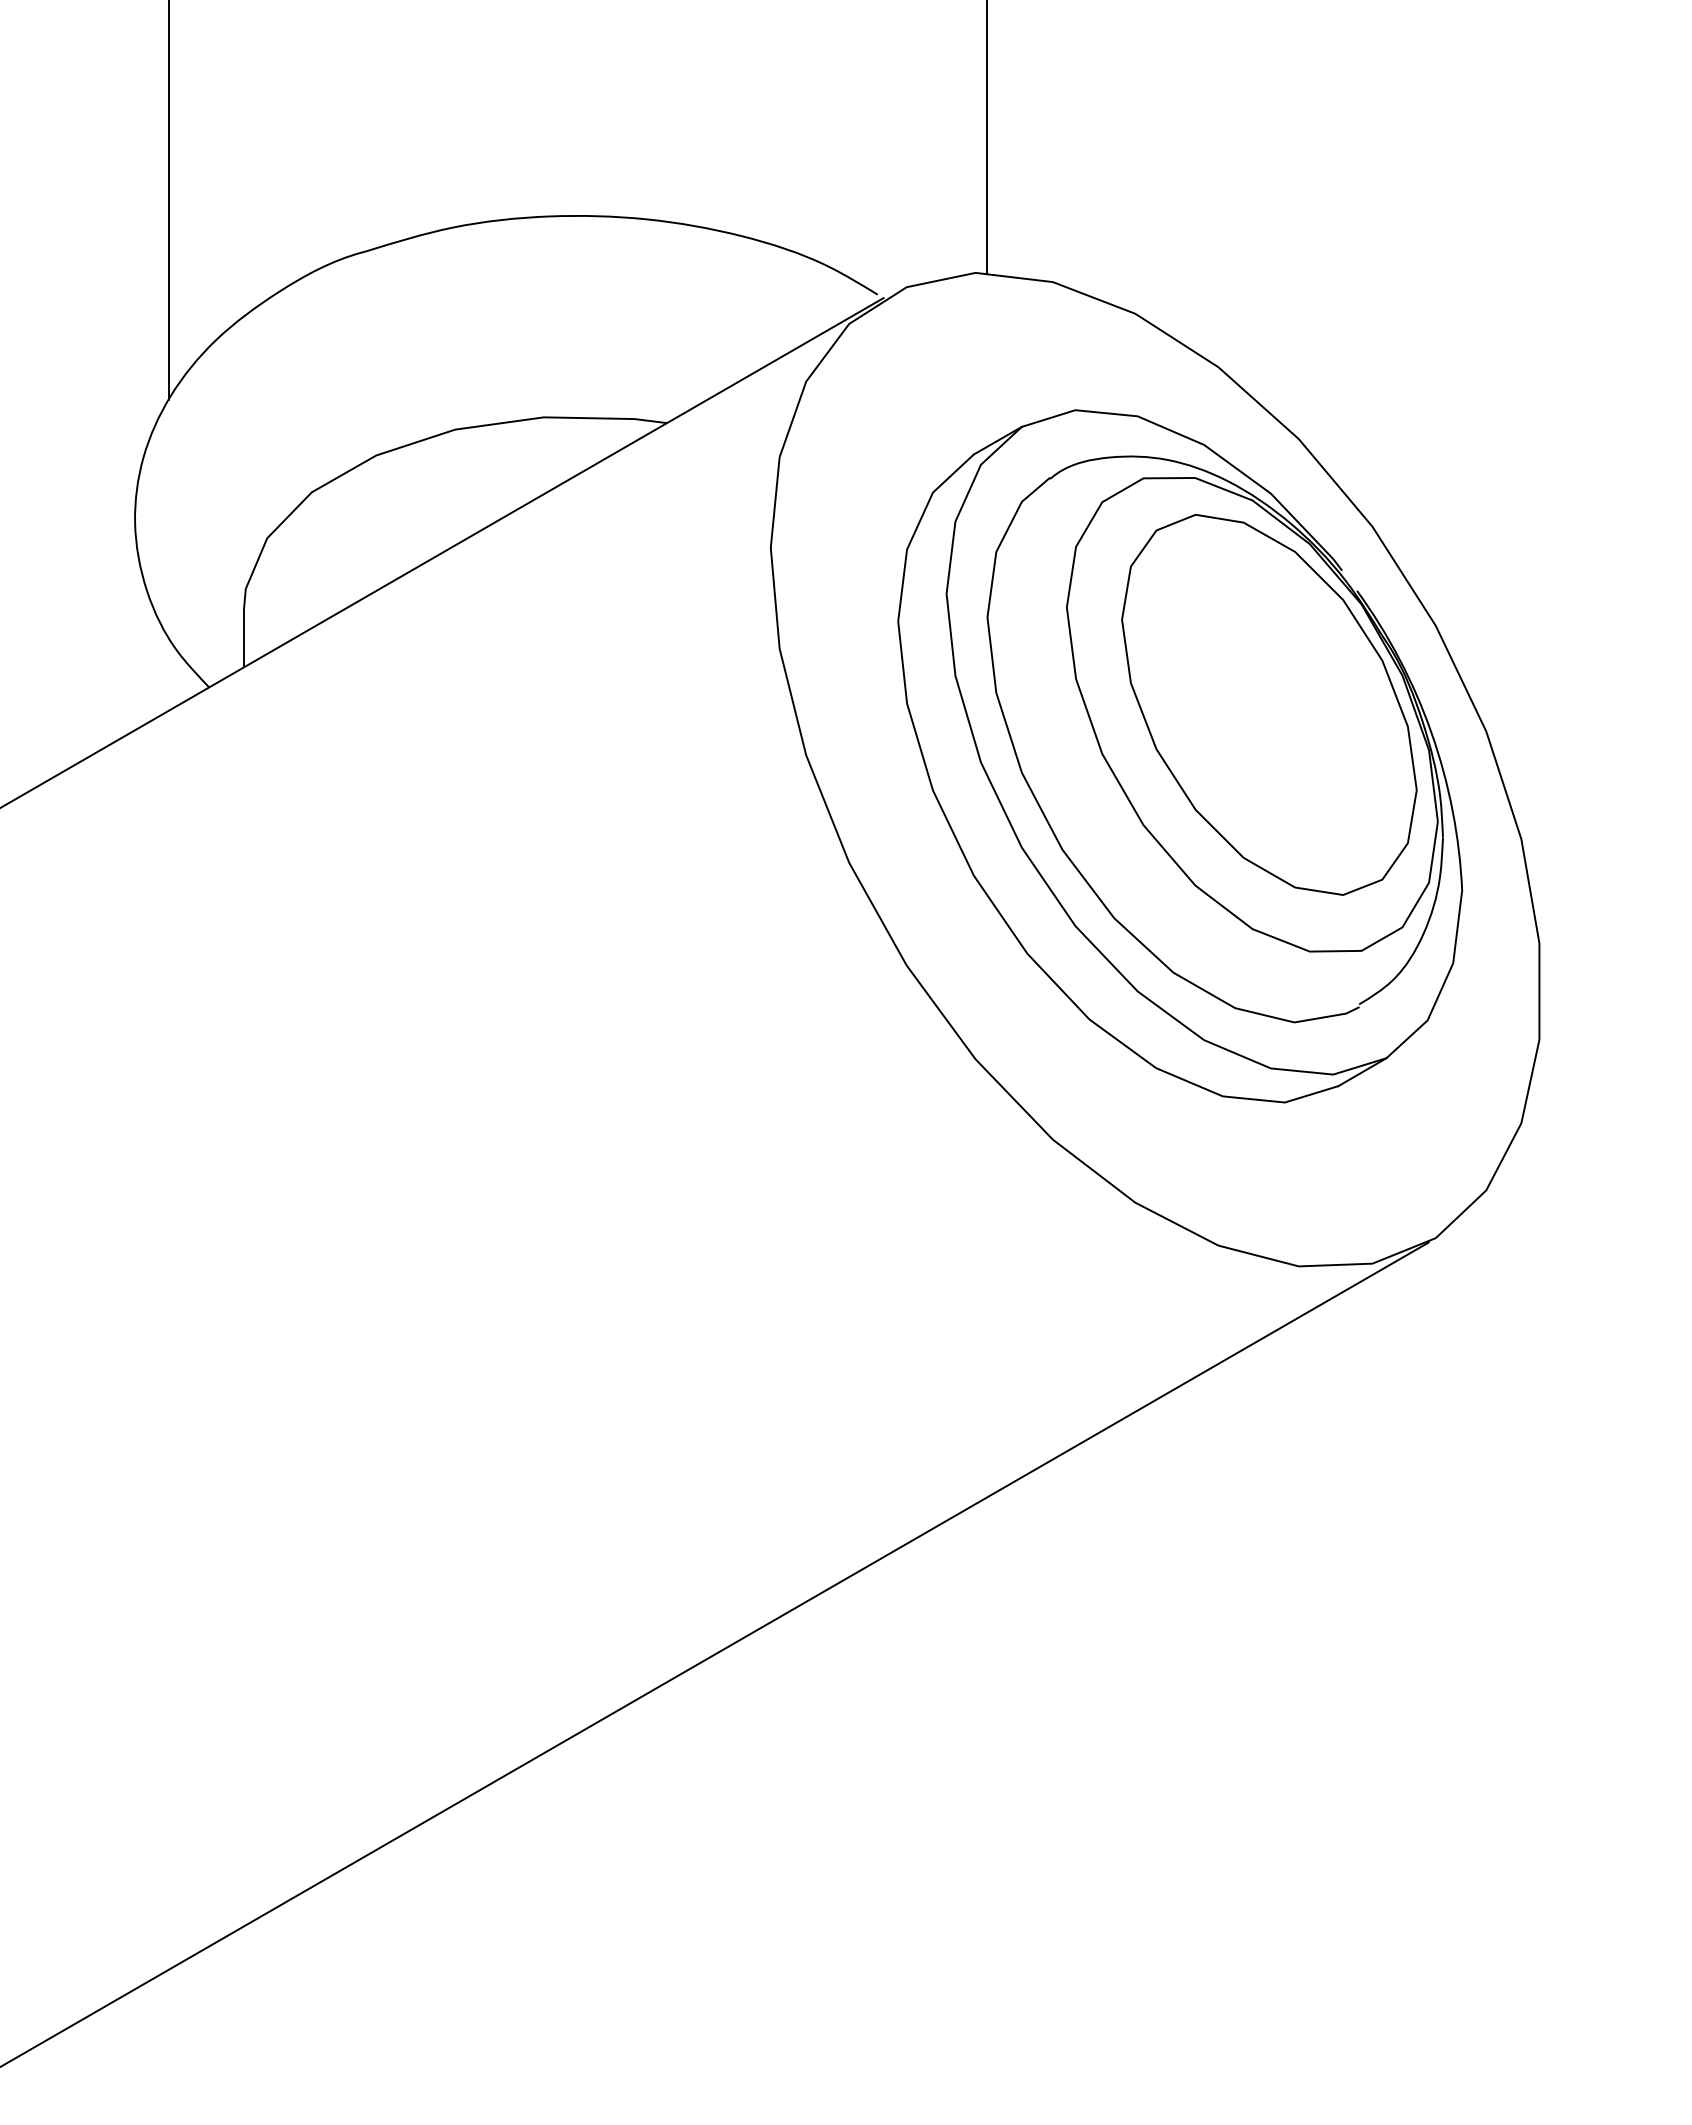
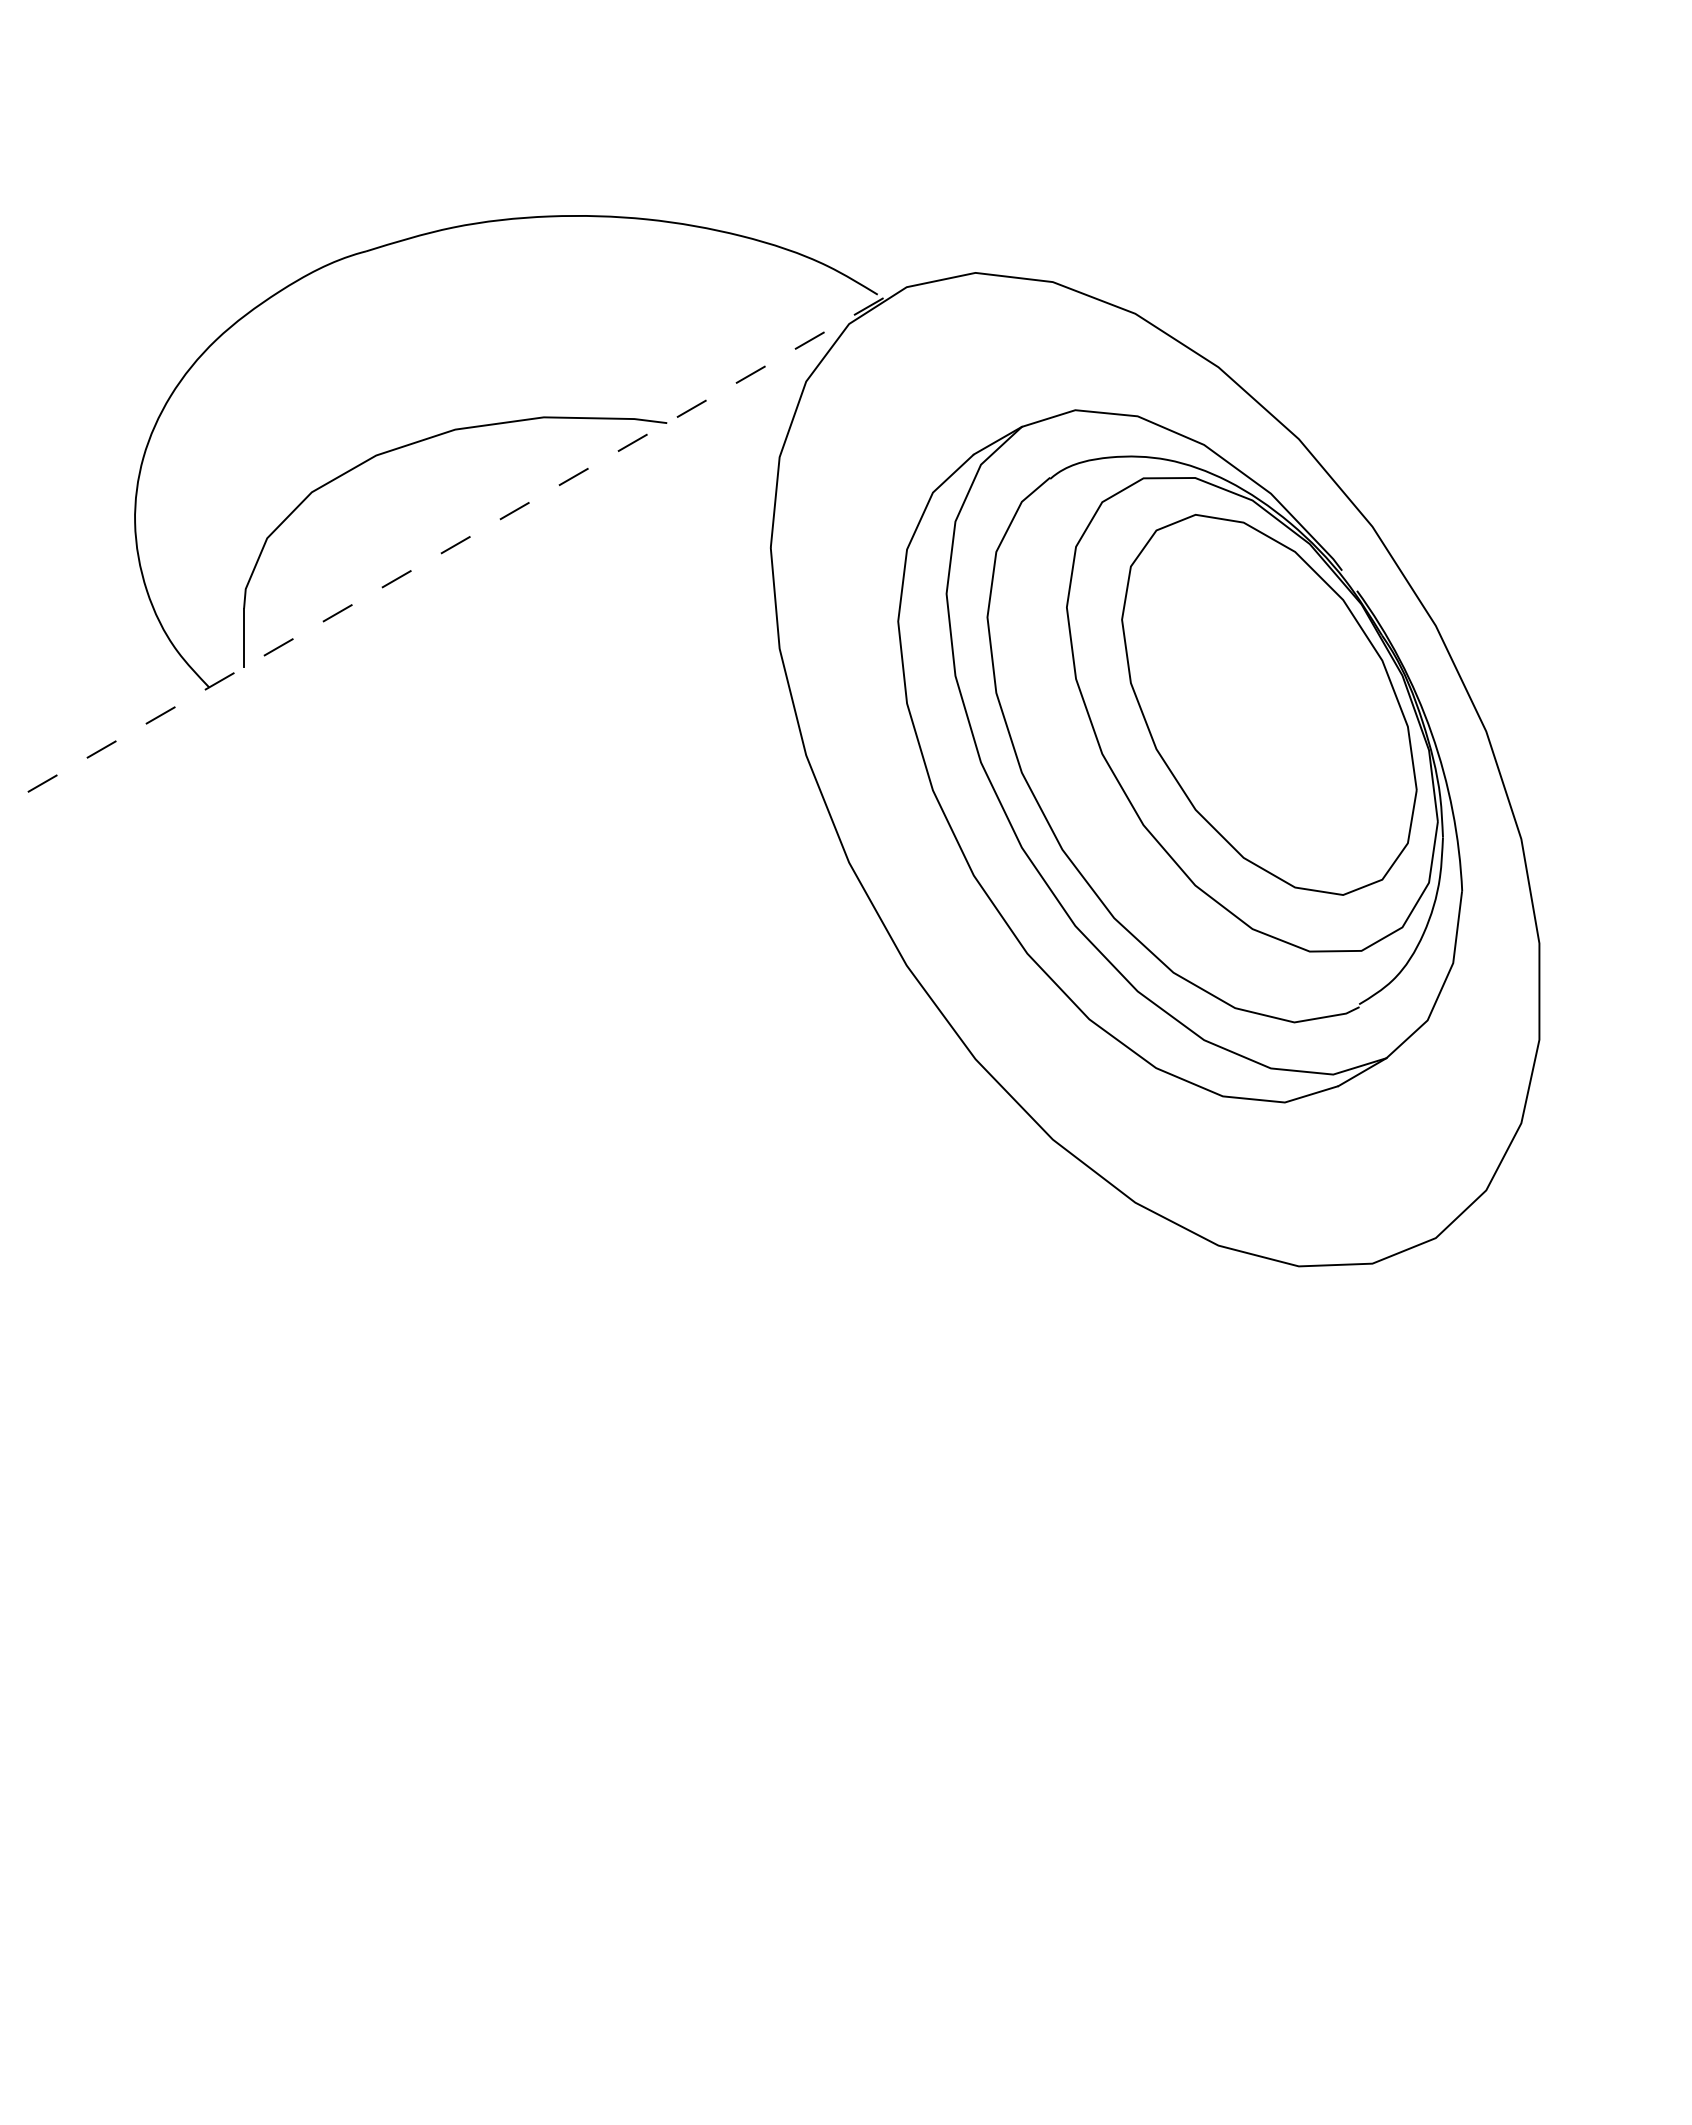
line: present -> none (986, 137)
line: present -> none (169, 200)
line: solid -> dashed (441, 553)
line: present -> none (715, 1653)
